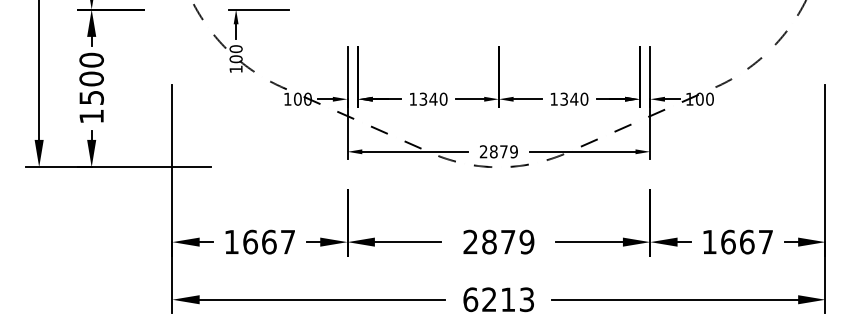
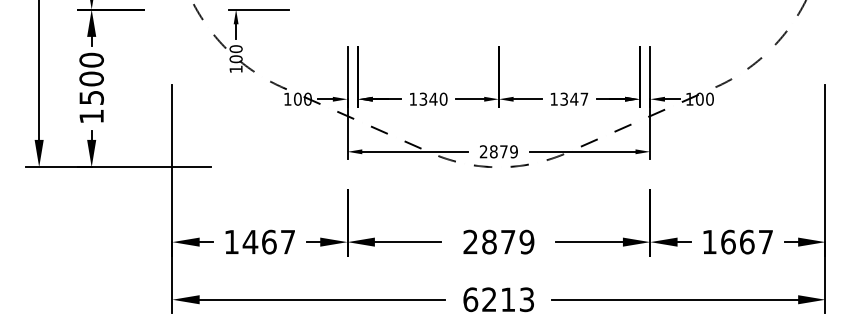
text: 1340 -> 1347 (584, 98)
text: 1667 -> 1467 (250, 241)
